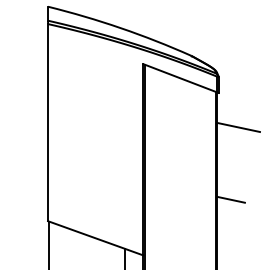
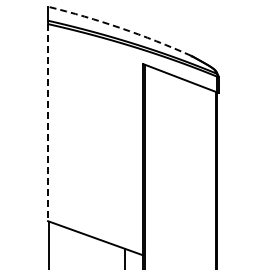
arc: solid -> dashed (120, 28)
line: solid -> dashed (48, 122)
line: present -> none (237, 127)
line: present -> none (230, 199)
